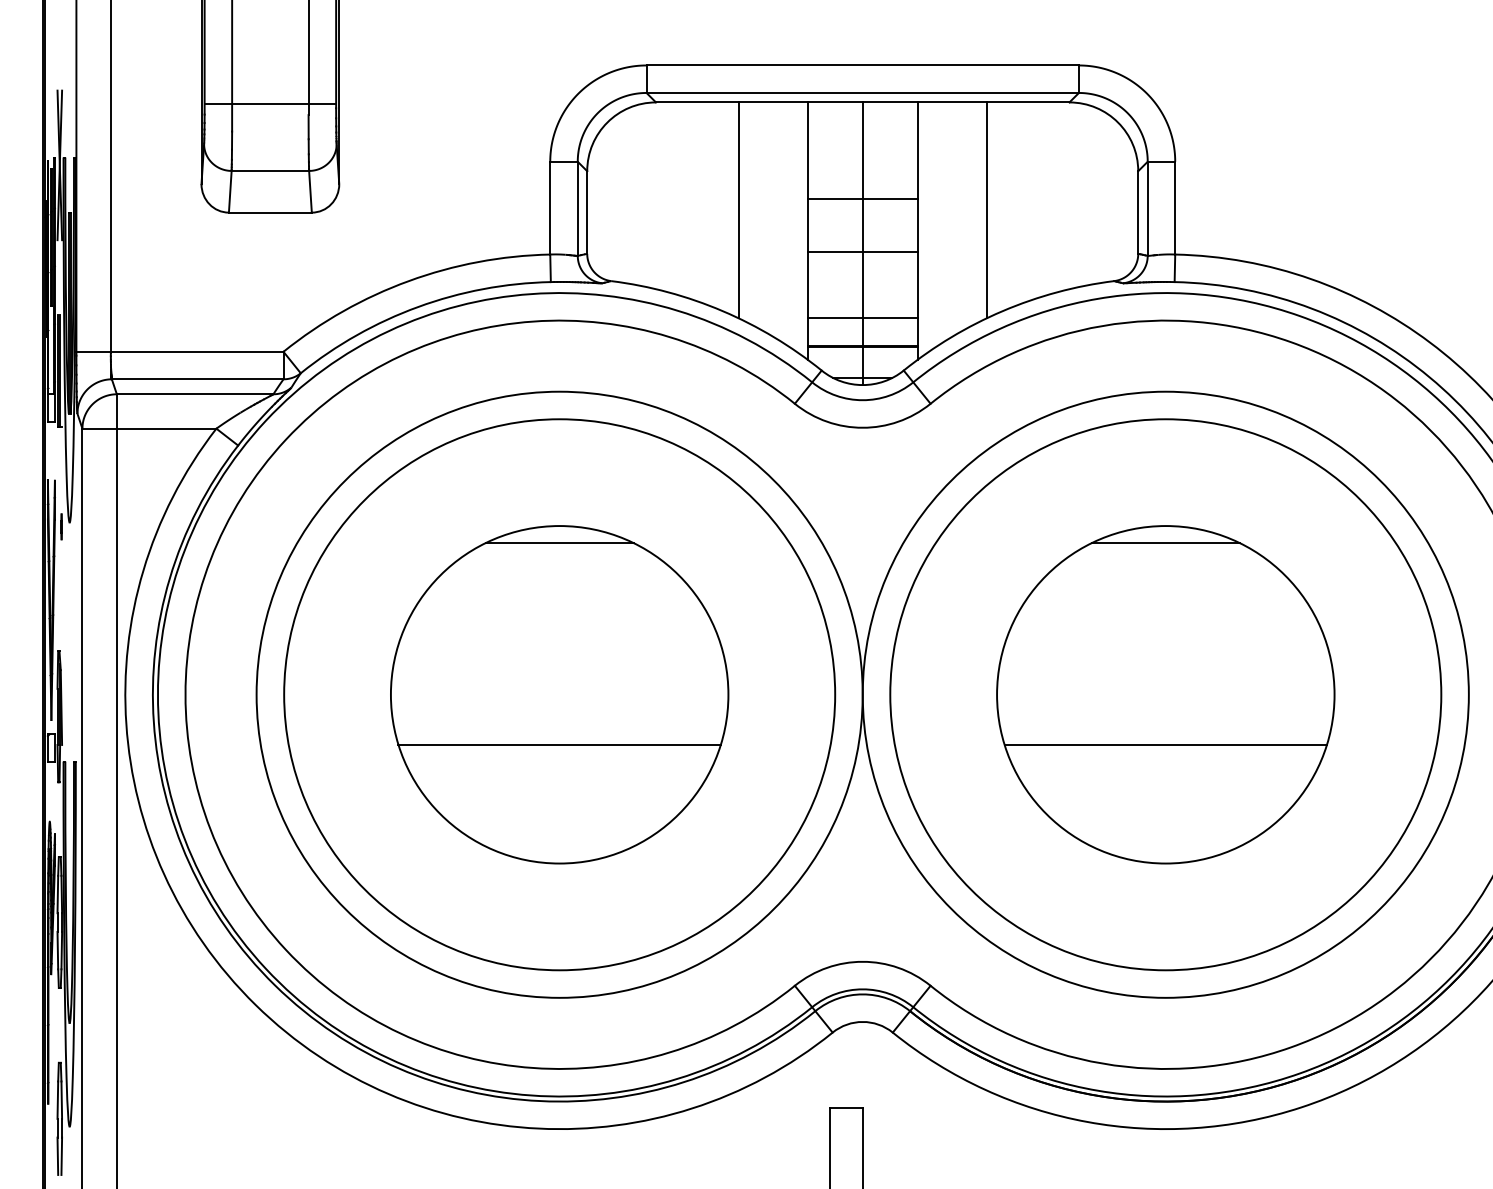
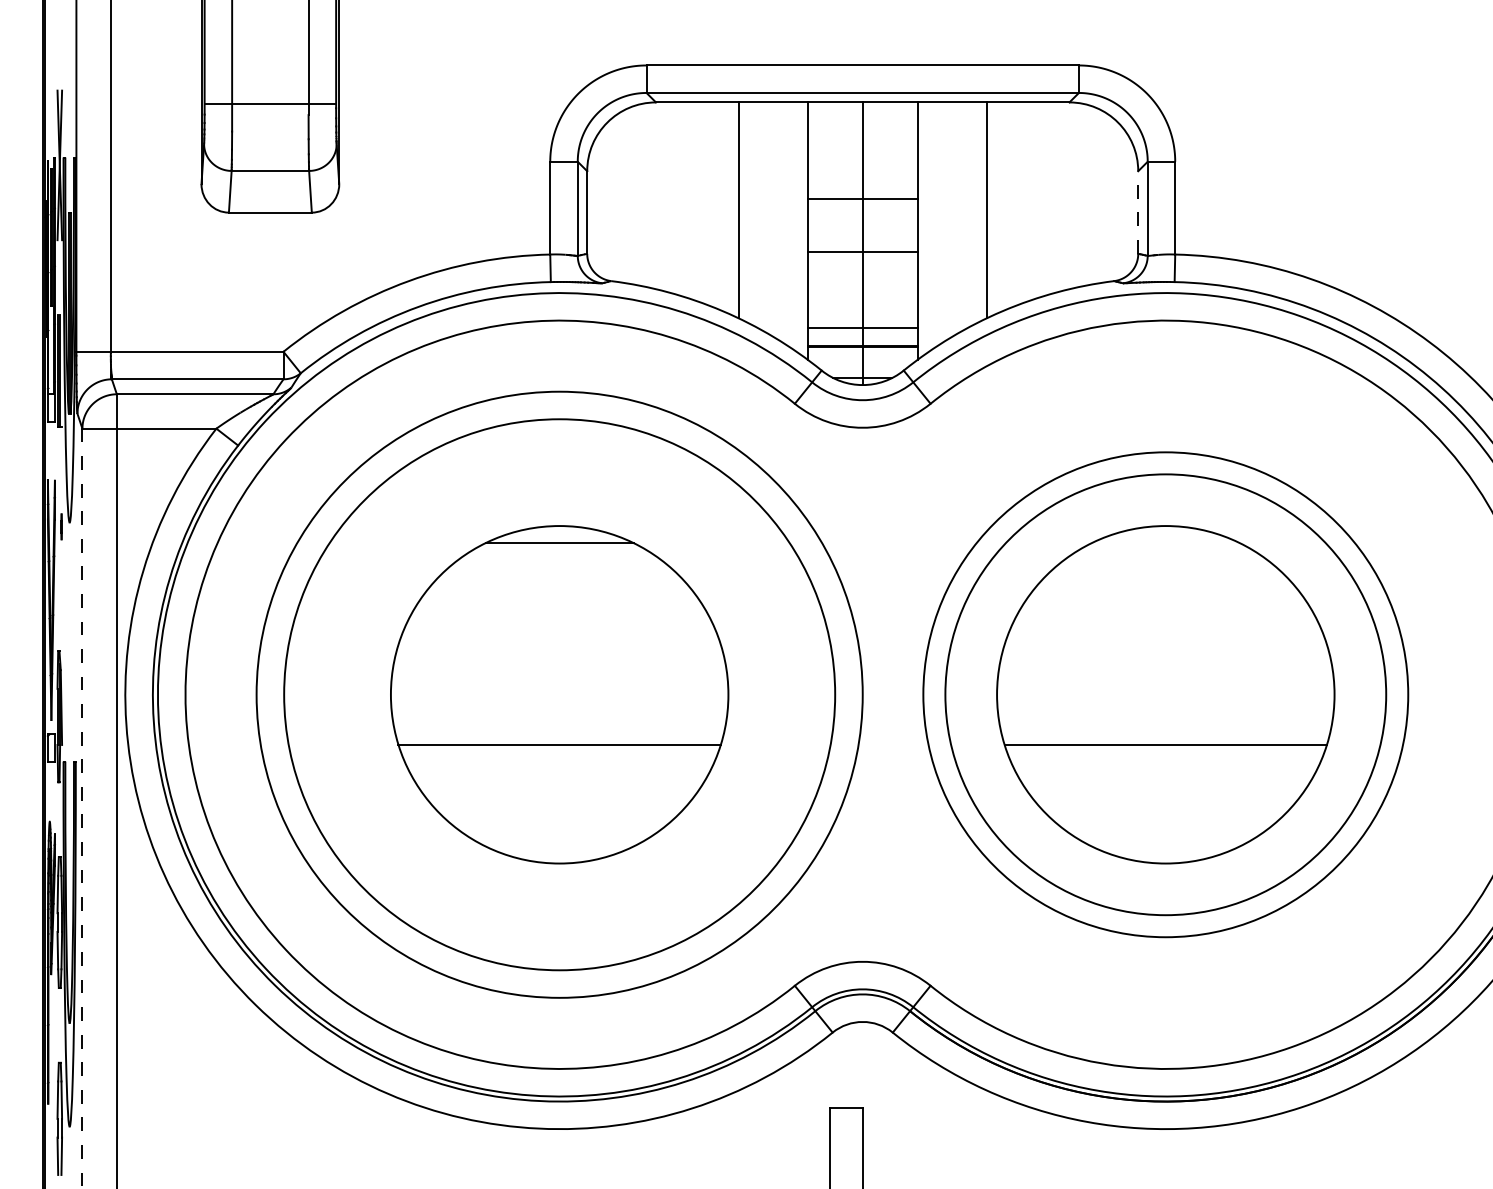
line: solid -> dashed (1138, 212)
line position: (862, 318) -> (862, 328) (862, 328)
line: present -> none (1165, 543)
circle diameter: 551 px -> 441 px (1165, 694)
circle diameter: 606 px -> 485 px (1165, 694)
line: solid -> dashed (82, 808)
